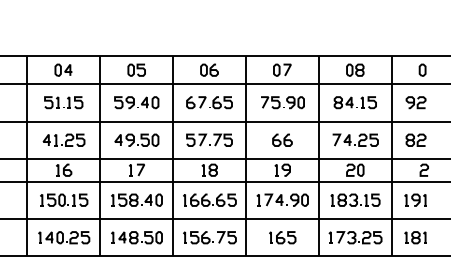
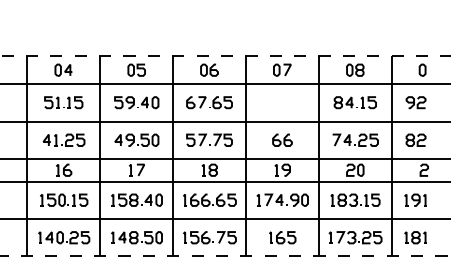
line: solid -> dashed (225, 56)
part: present -> none (282, 102)
line: solid -> dashed (225, 256)
